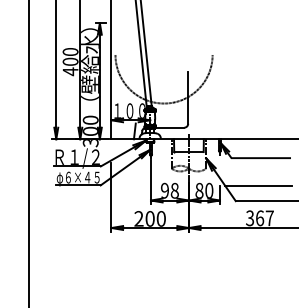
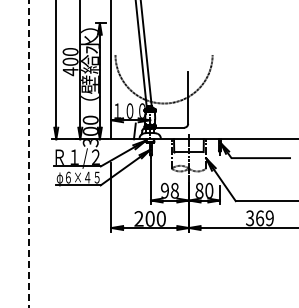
line: solid -> dashed (29, 153)
line: present -> none (258, 185)
text: 367 -> 369 (269, 218)
